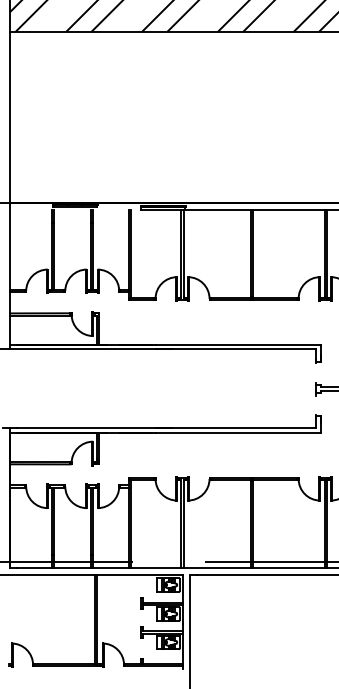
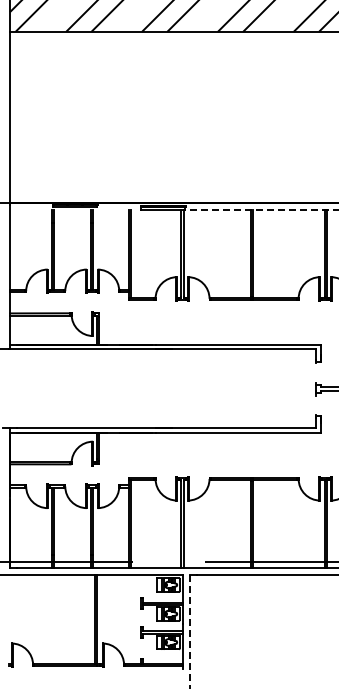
line: solid -> dashed (261, 209)
line: solid -> dashed (190, 631)
